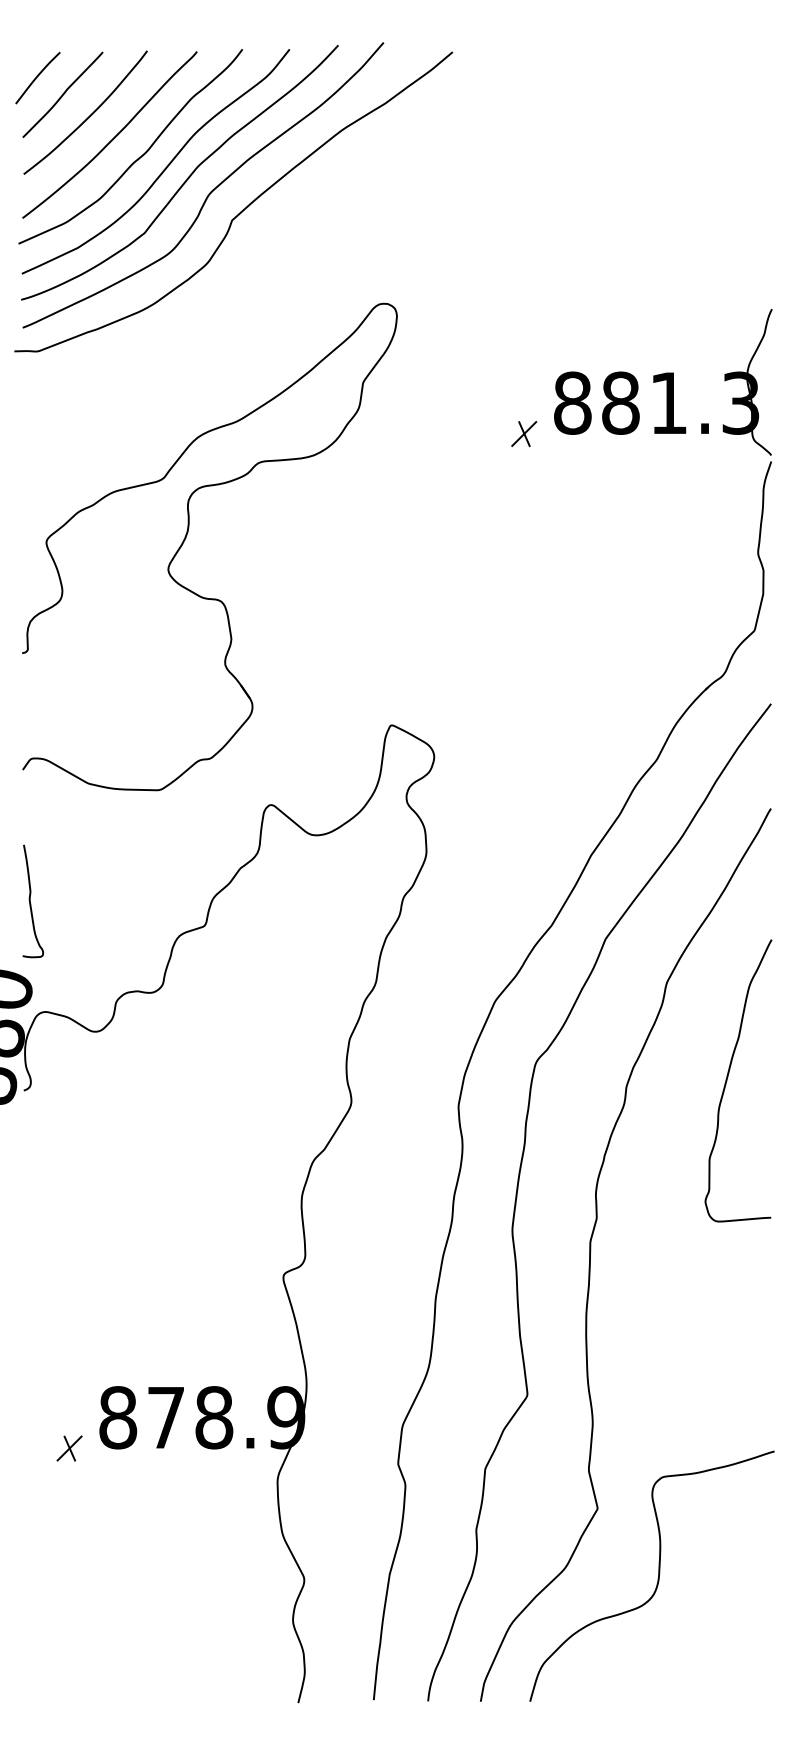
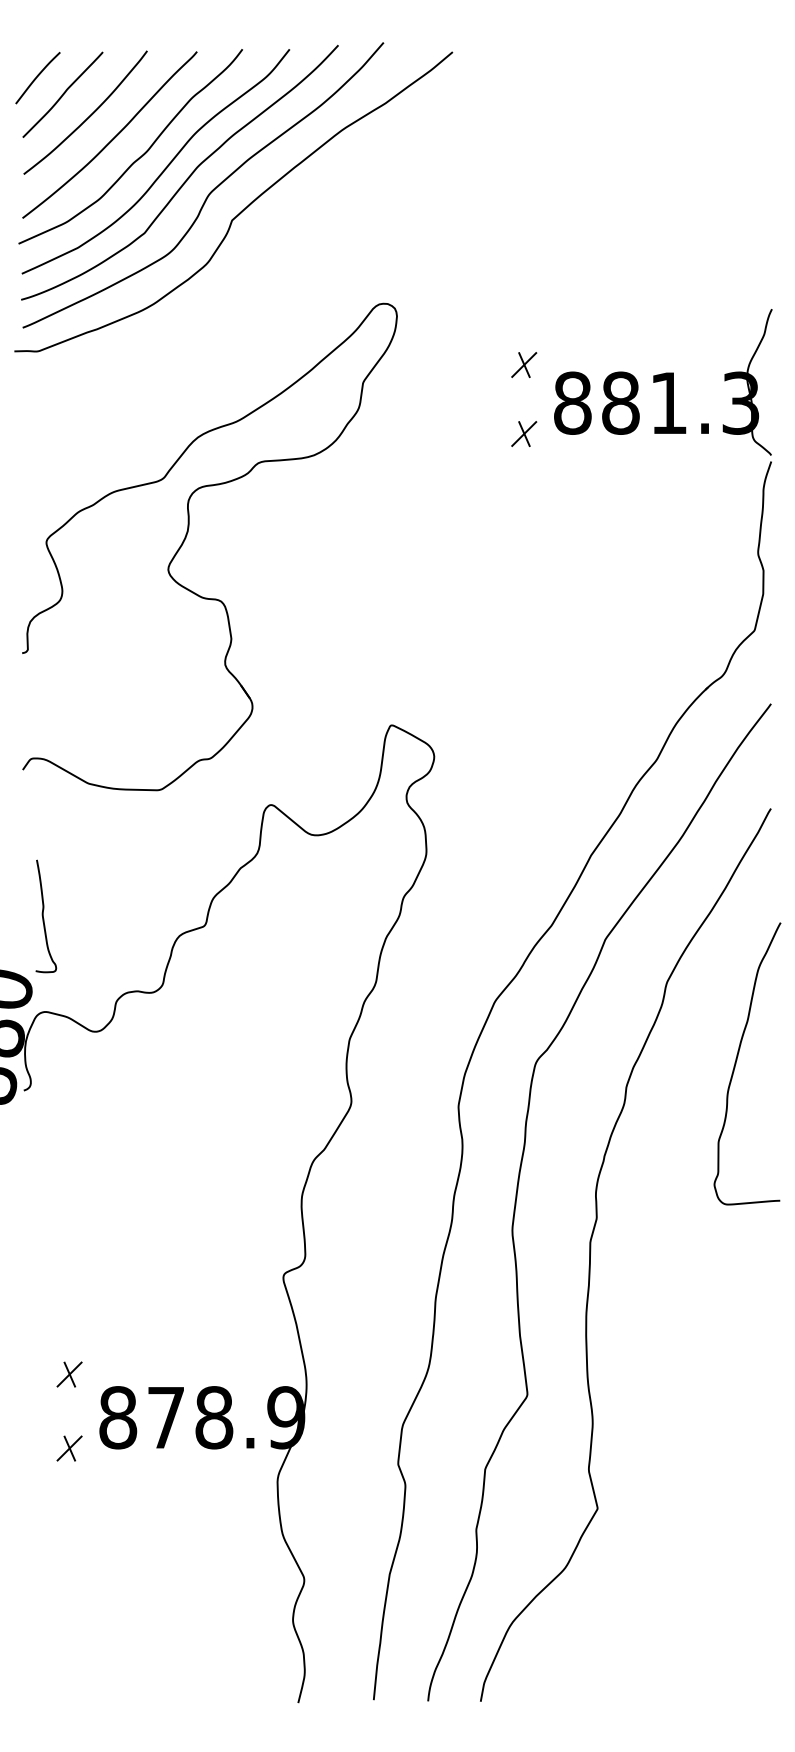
part: none -> present (524, 364)
curve position: (31, 903) -> (44, 918) (44, 918)
curve position: (728, 1077) -> (737, 1060) (737, 1060)
part: none -> present (69, 1374)
curve: present -> none (657, 1578)
